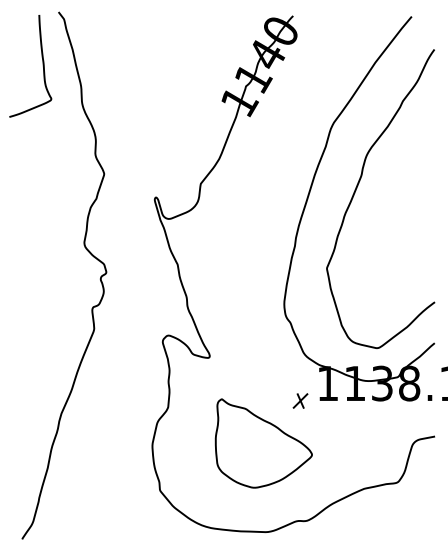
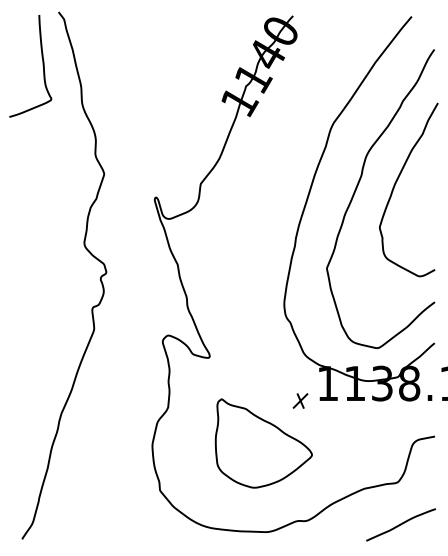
curve: none -> present (395, 186)
curve: none -> present (400, 524)
